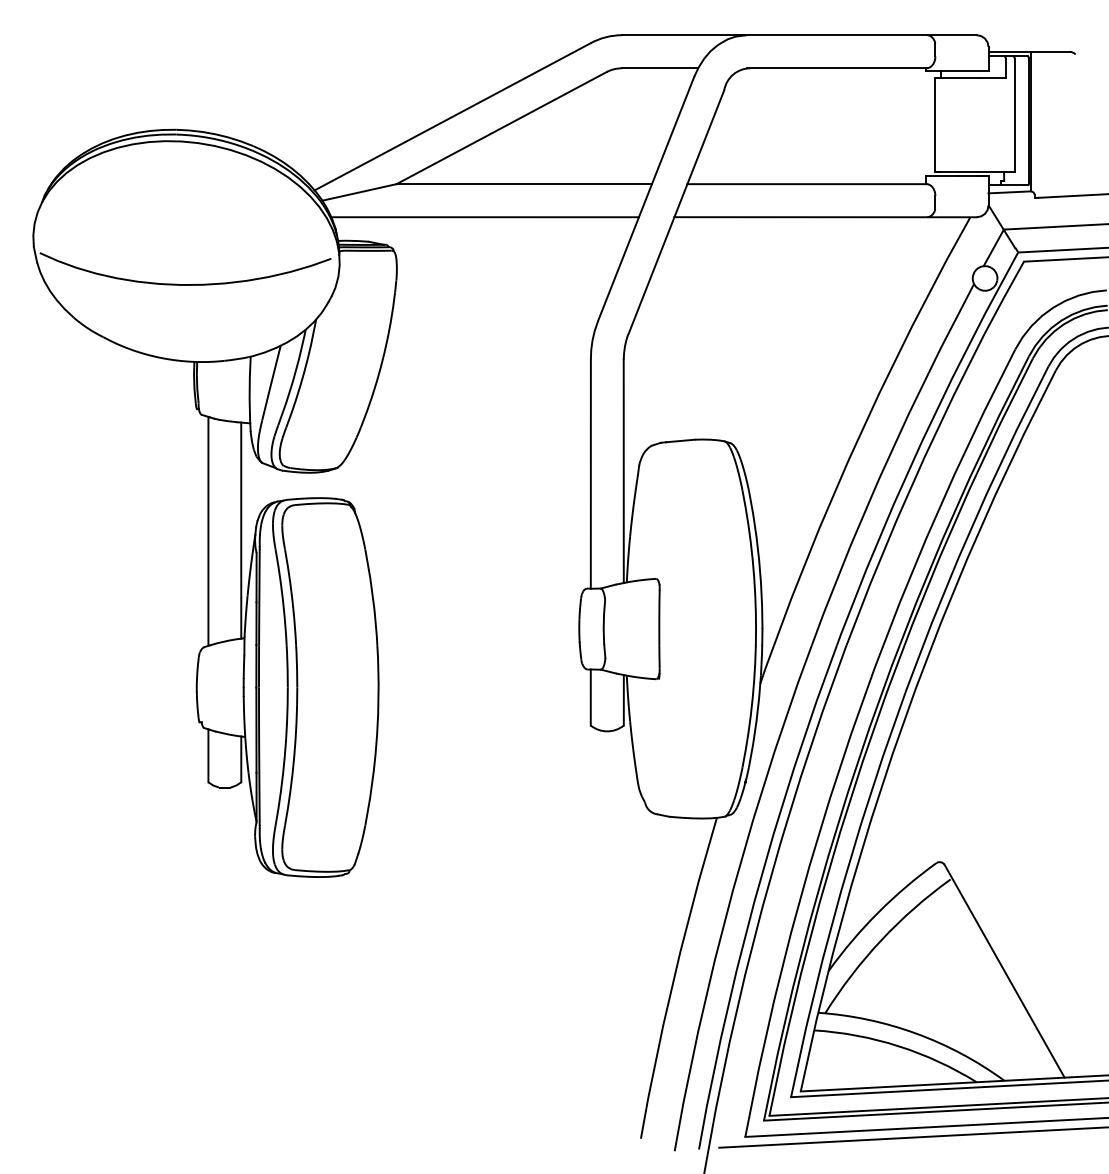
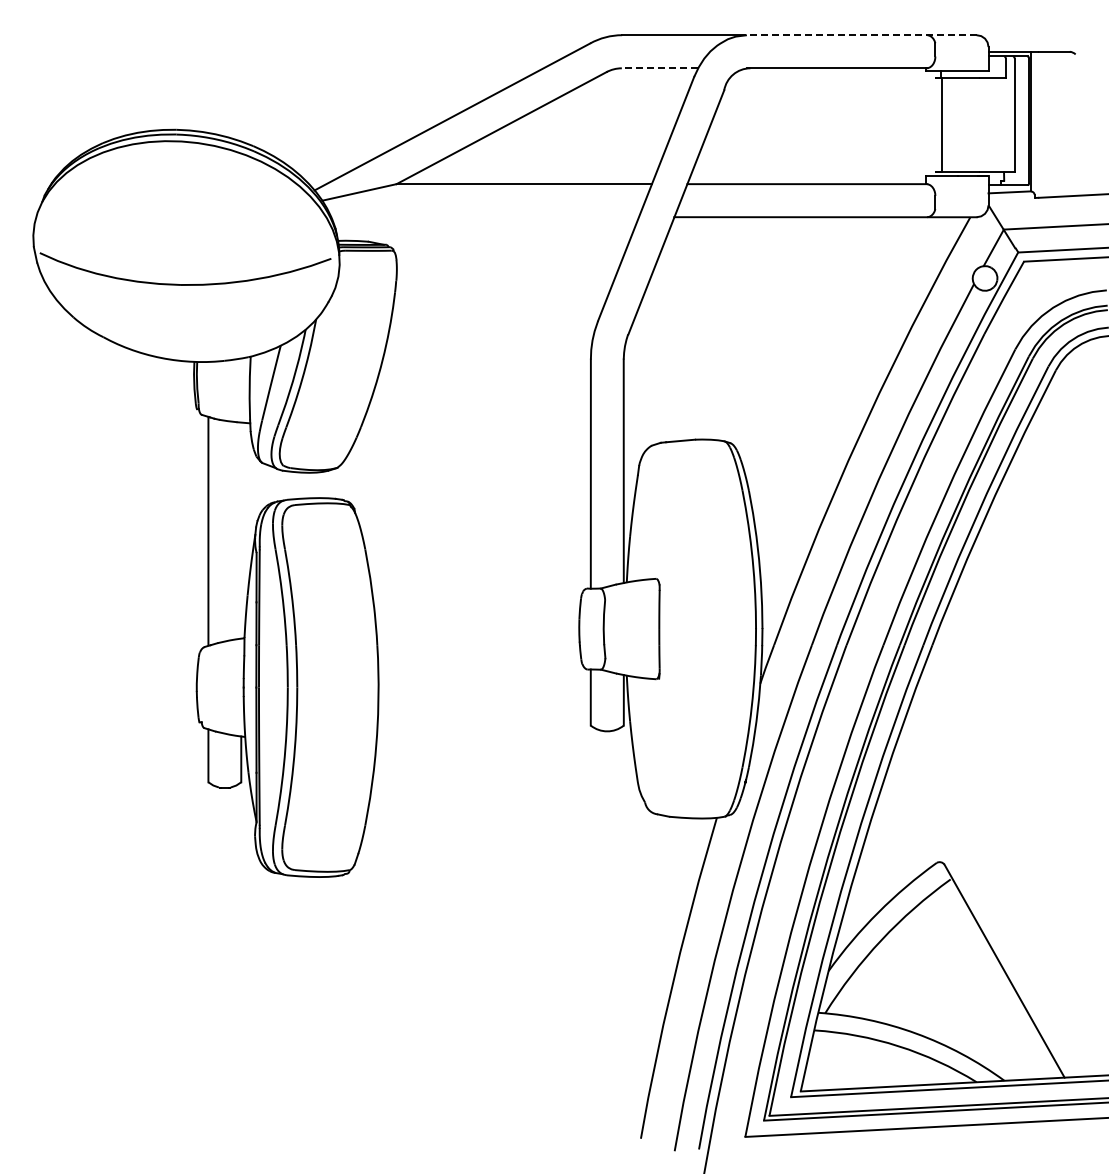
line: solid -> dashed (861, 35)
line: solid -> dashed (659, 68)
line position: (935, 124) -> (942, 124) (942, 124)
line: present -> none (484, 217)
line: present -> none (241, 530)
line: present -> none (912, 1137)
